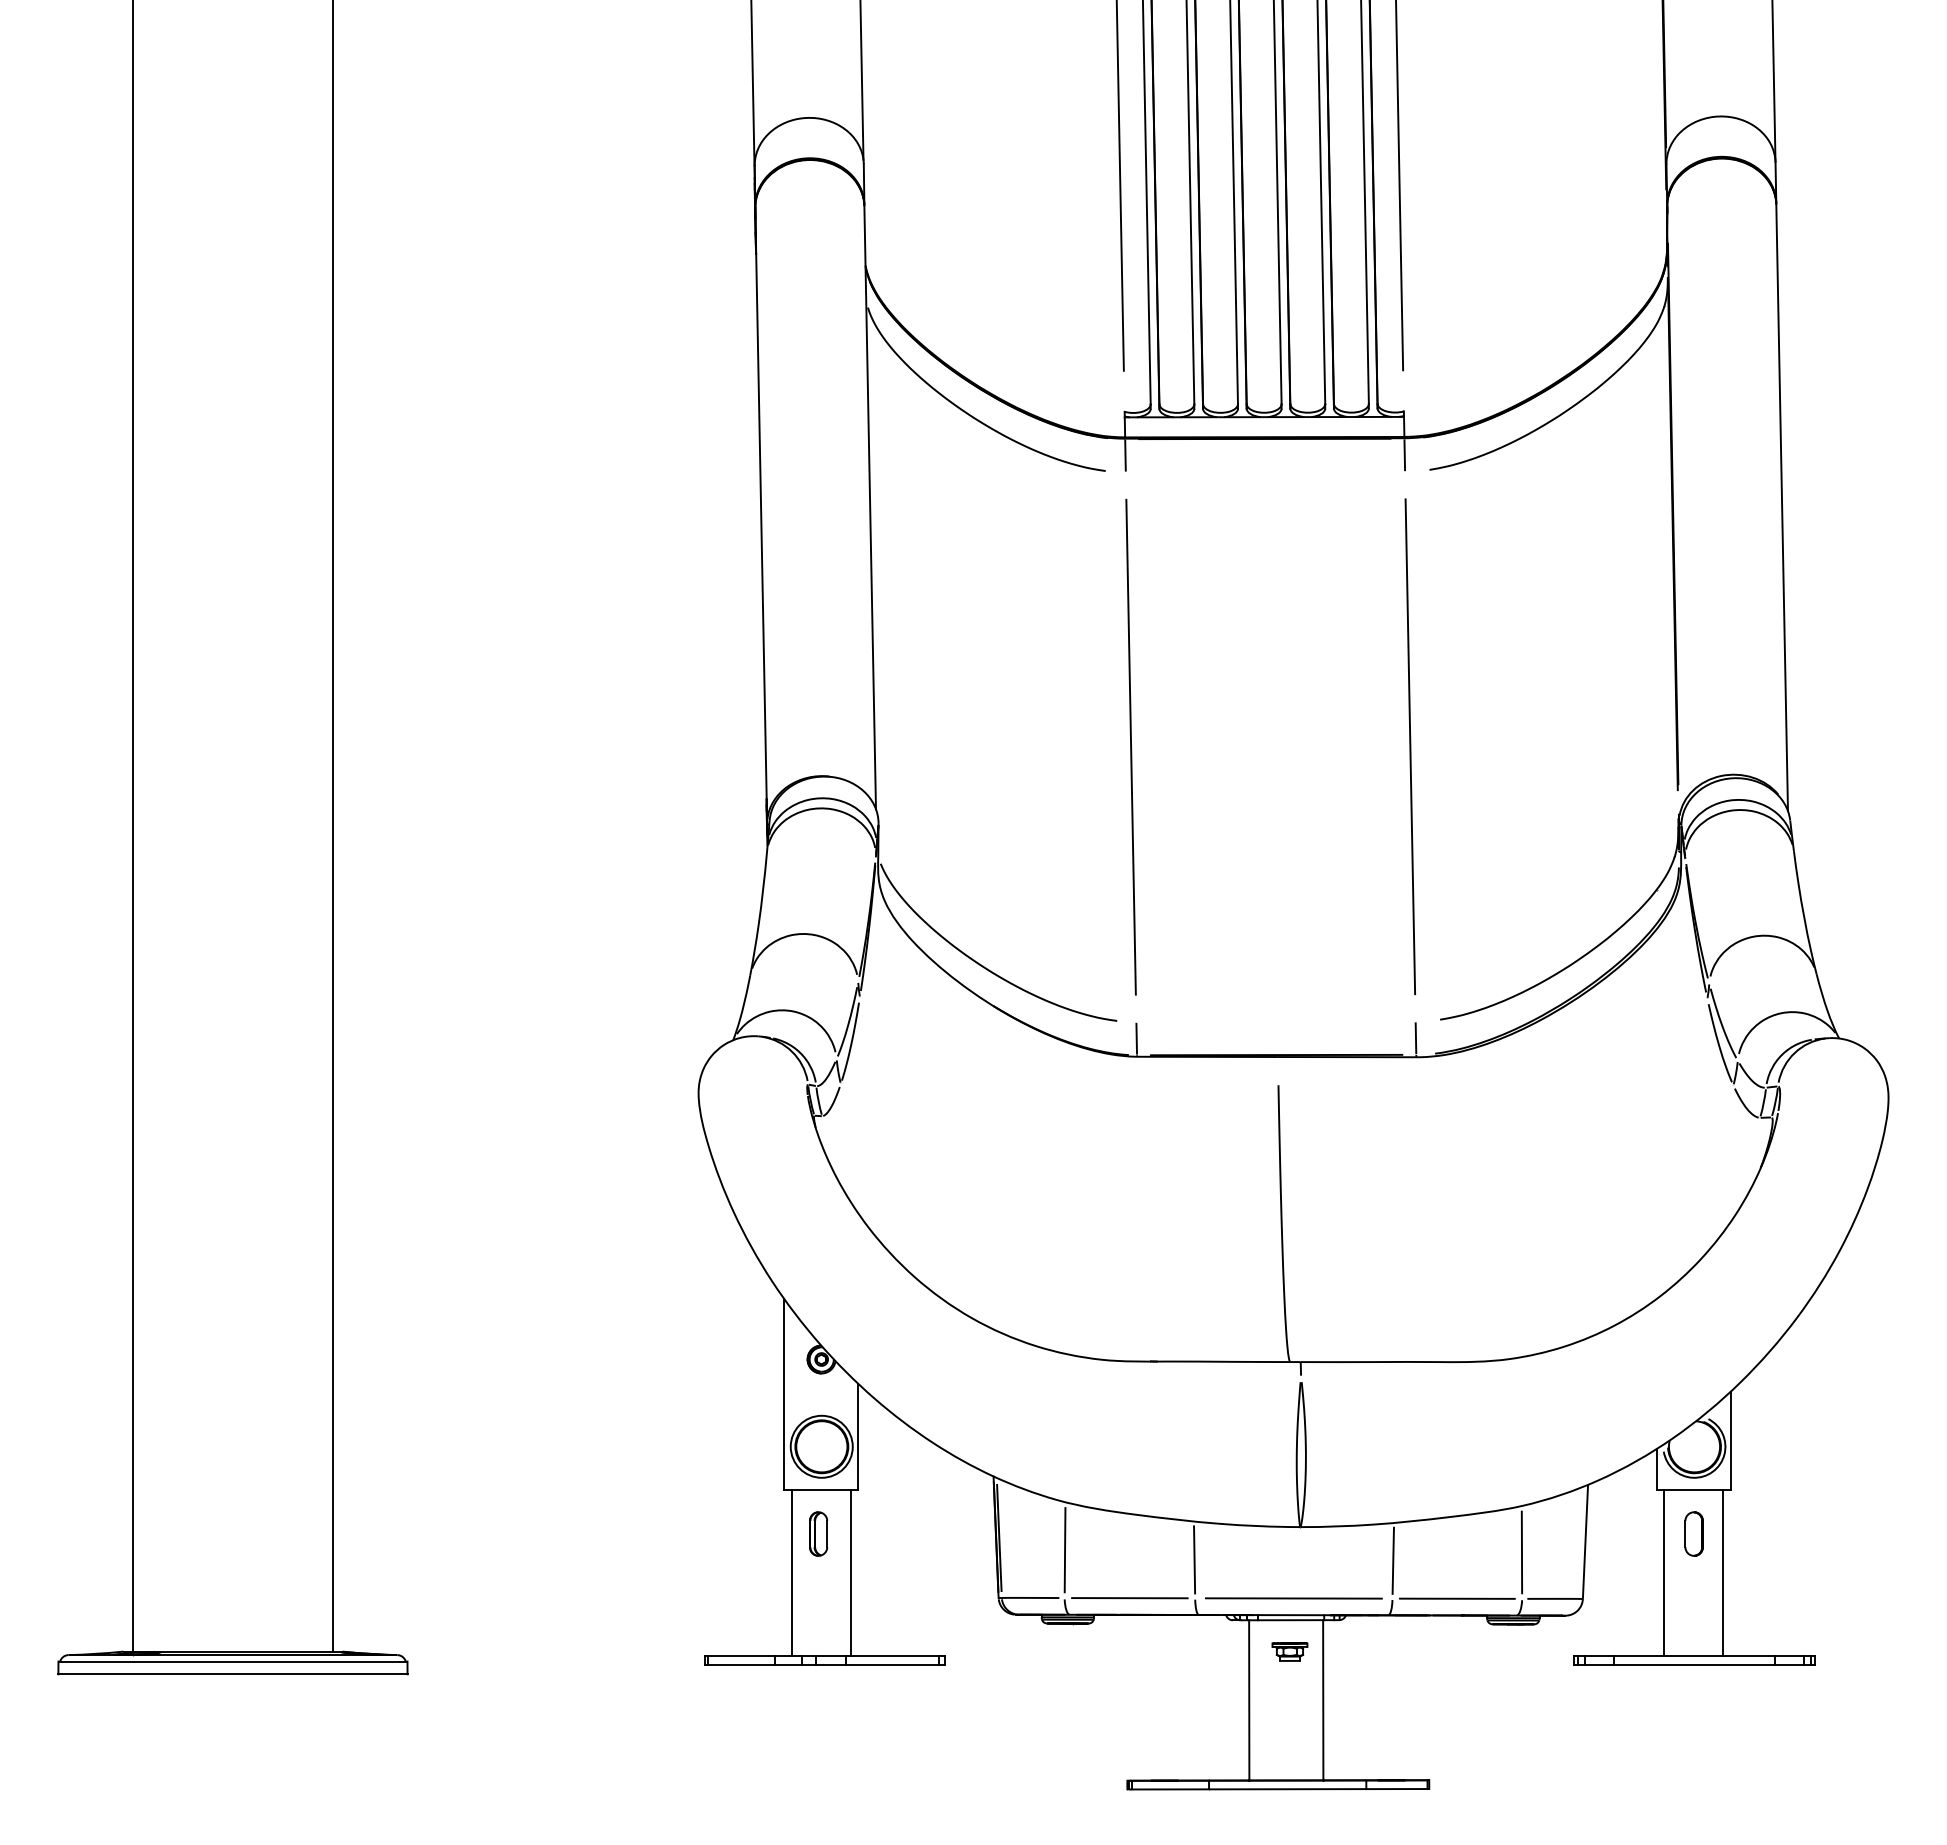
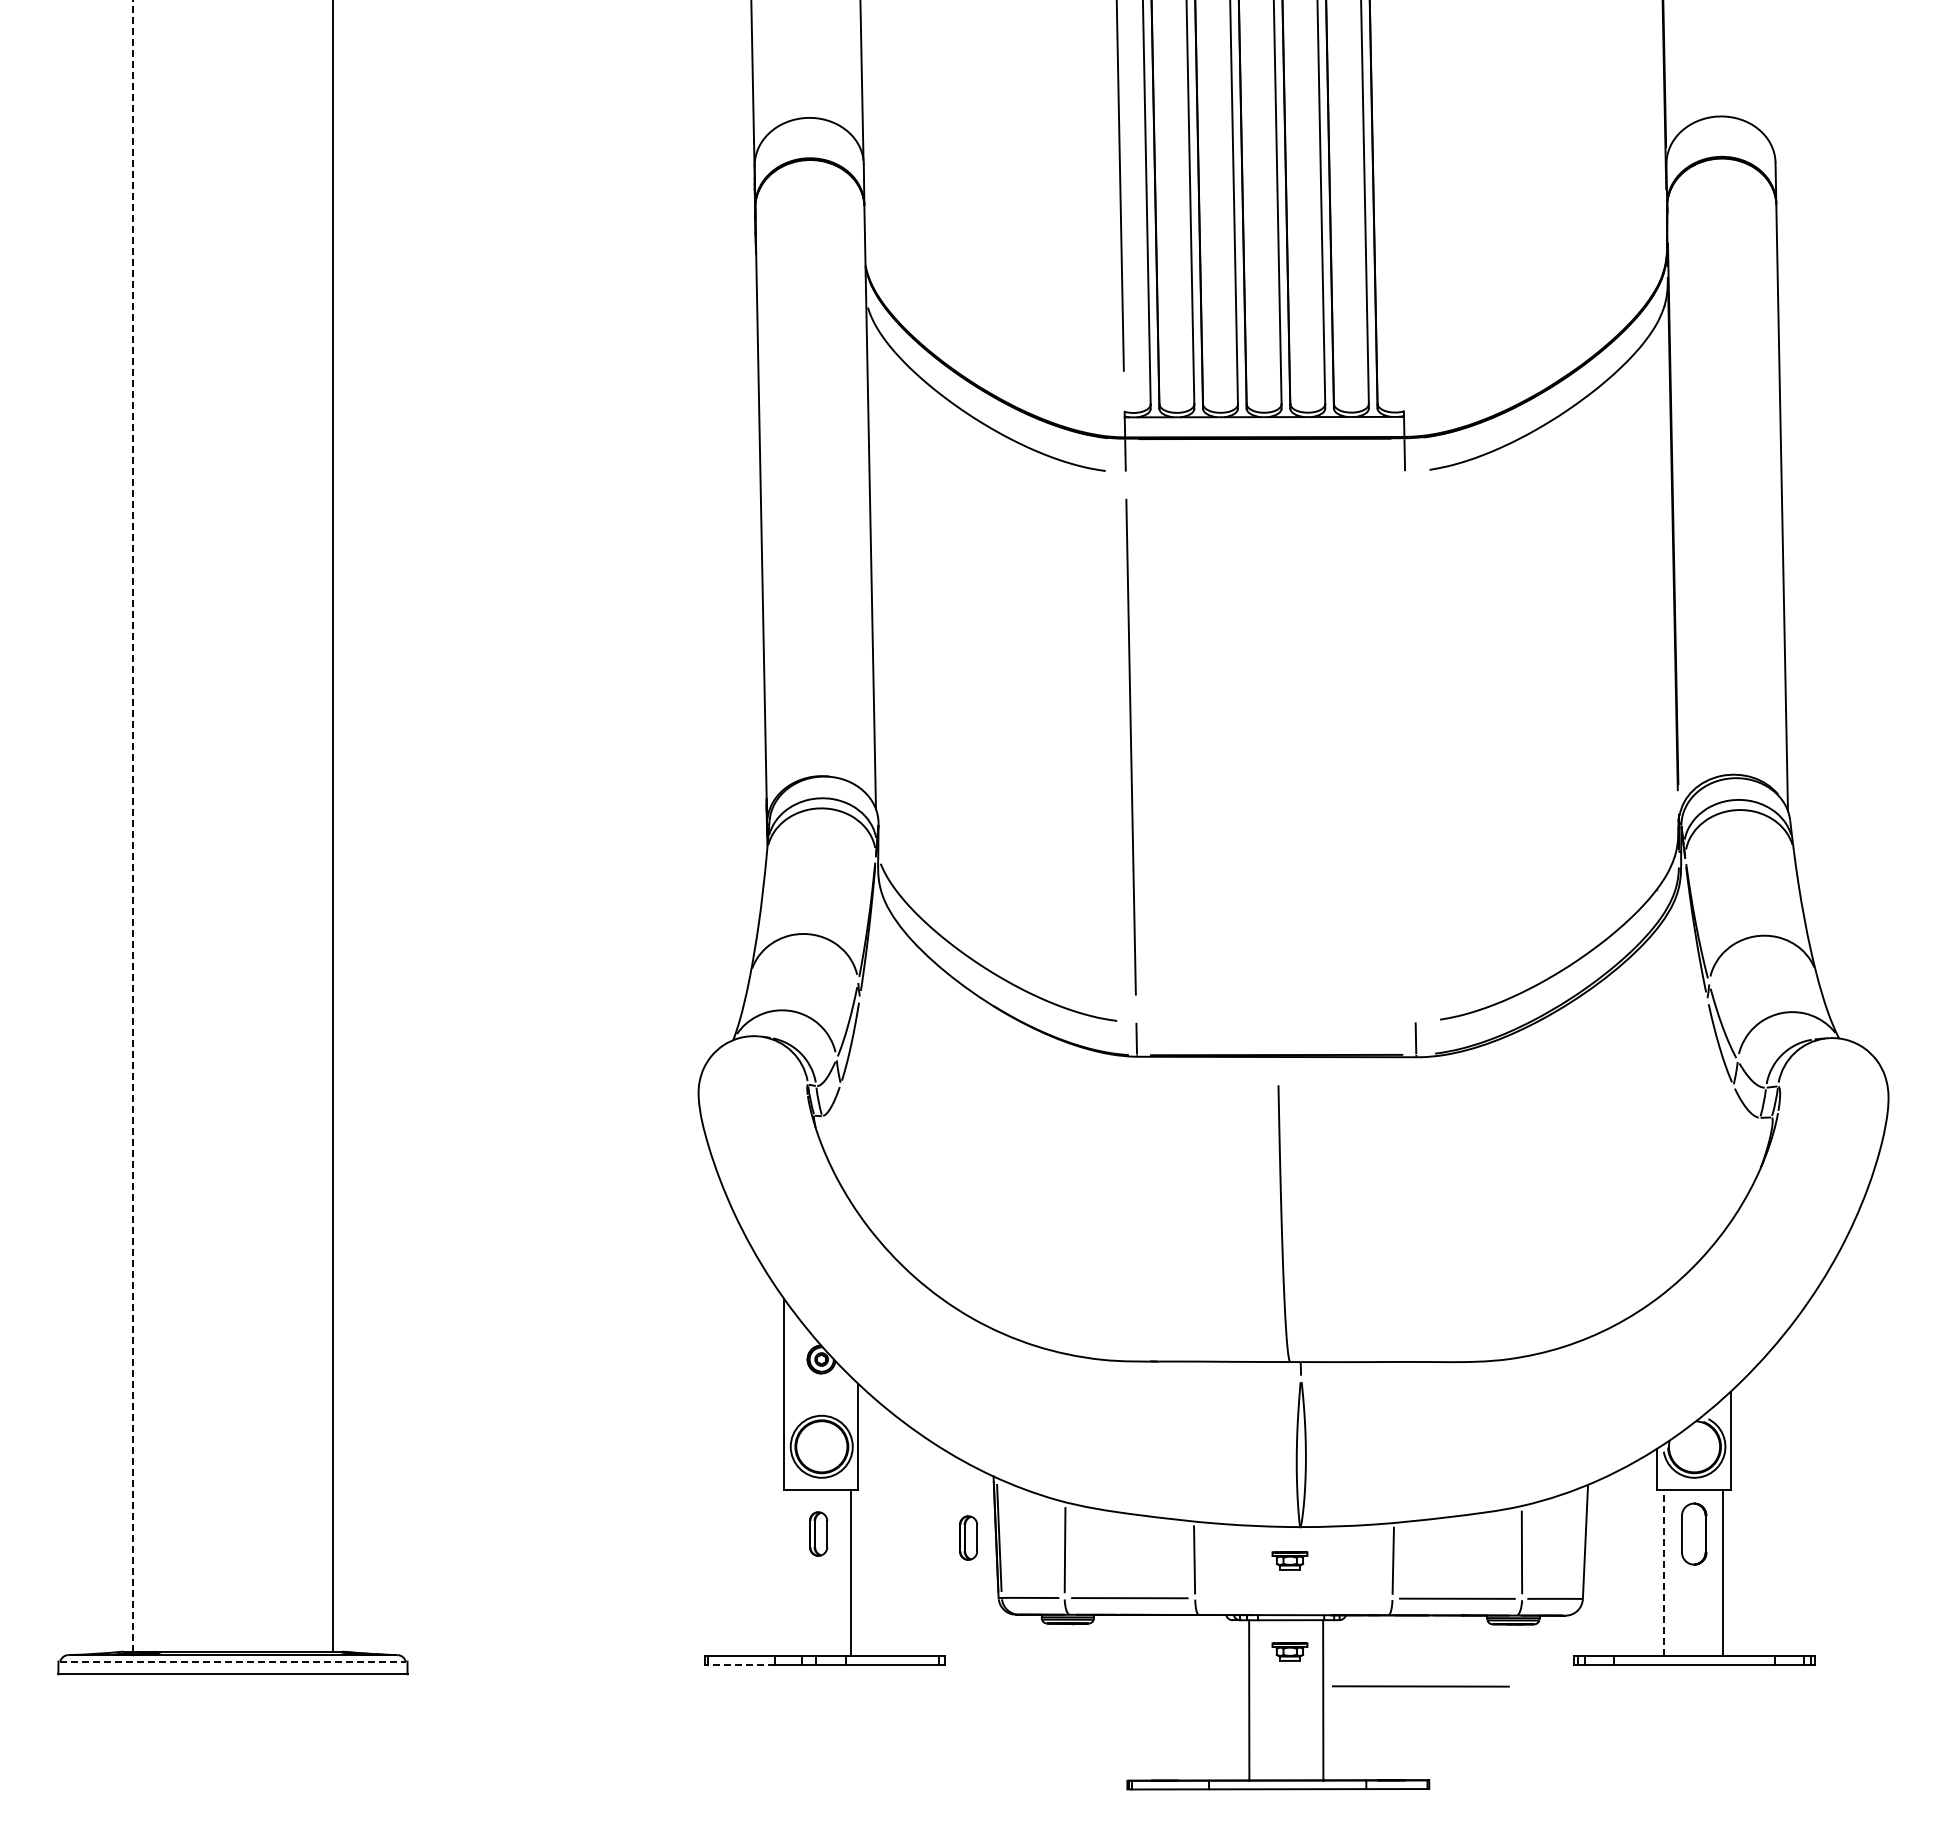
line: present -> none (1773, 81)
line: present -> none (1399, 186)
line: present -> none (1410, 746)
line: solid -> dashed (133, 825)
part size: 20x46 px -> 27x64 px (1694, 1533)
part: none -> present (968, 1537)
part: none -> present (1289, 1560)
line: present -> none (791, 1573)
line: solid -> dashed (1664, 1573)
line position: (1293, 1598) -> (1420, 1686) (1420, 1686)
line: solid -> dashed (232, 1661)
line: solid -> dashed (741, 1664)
